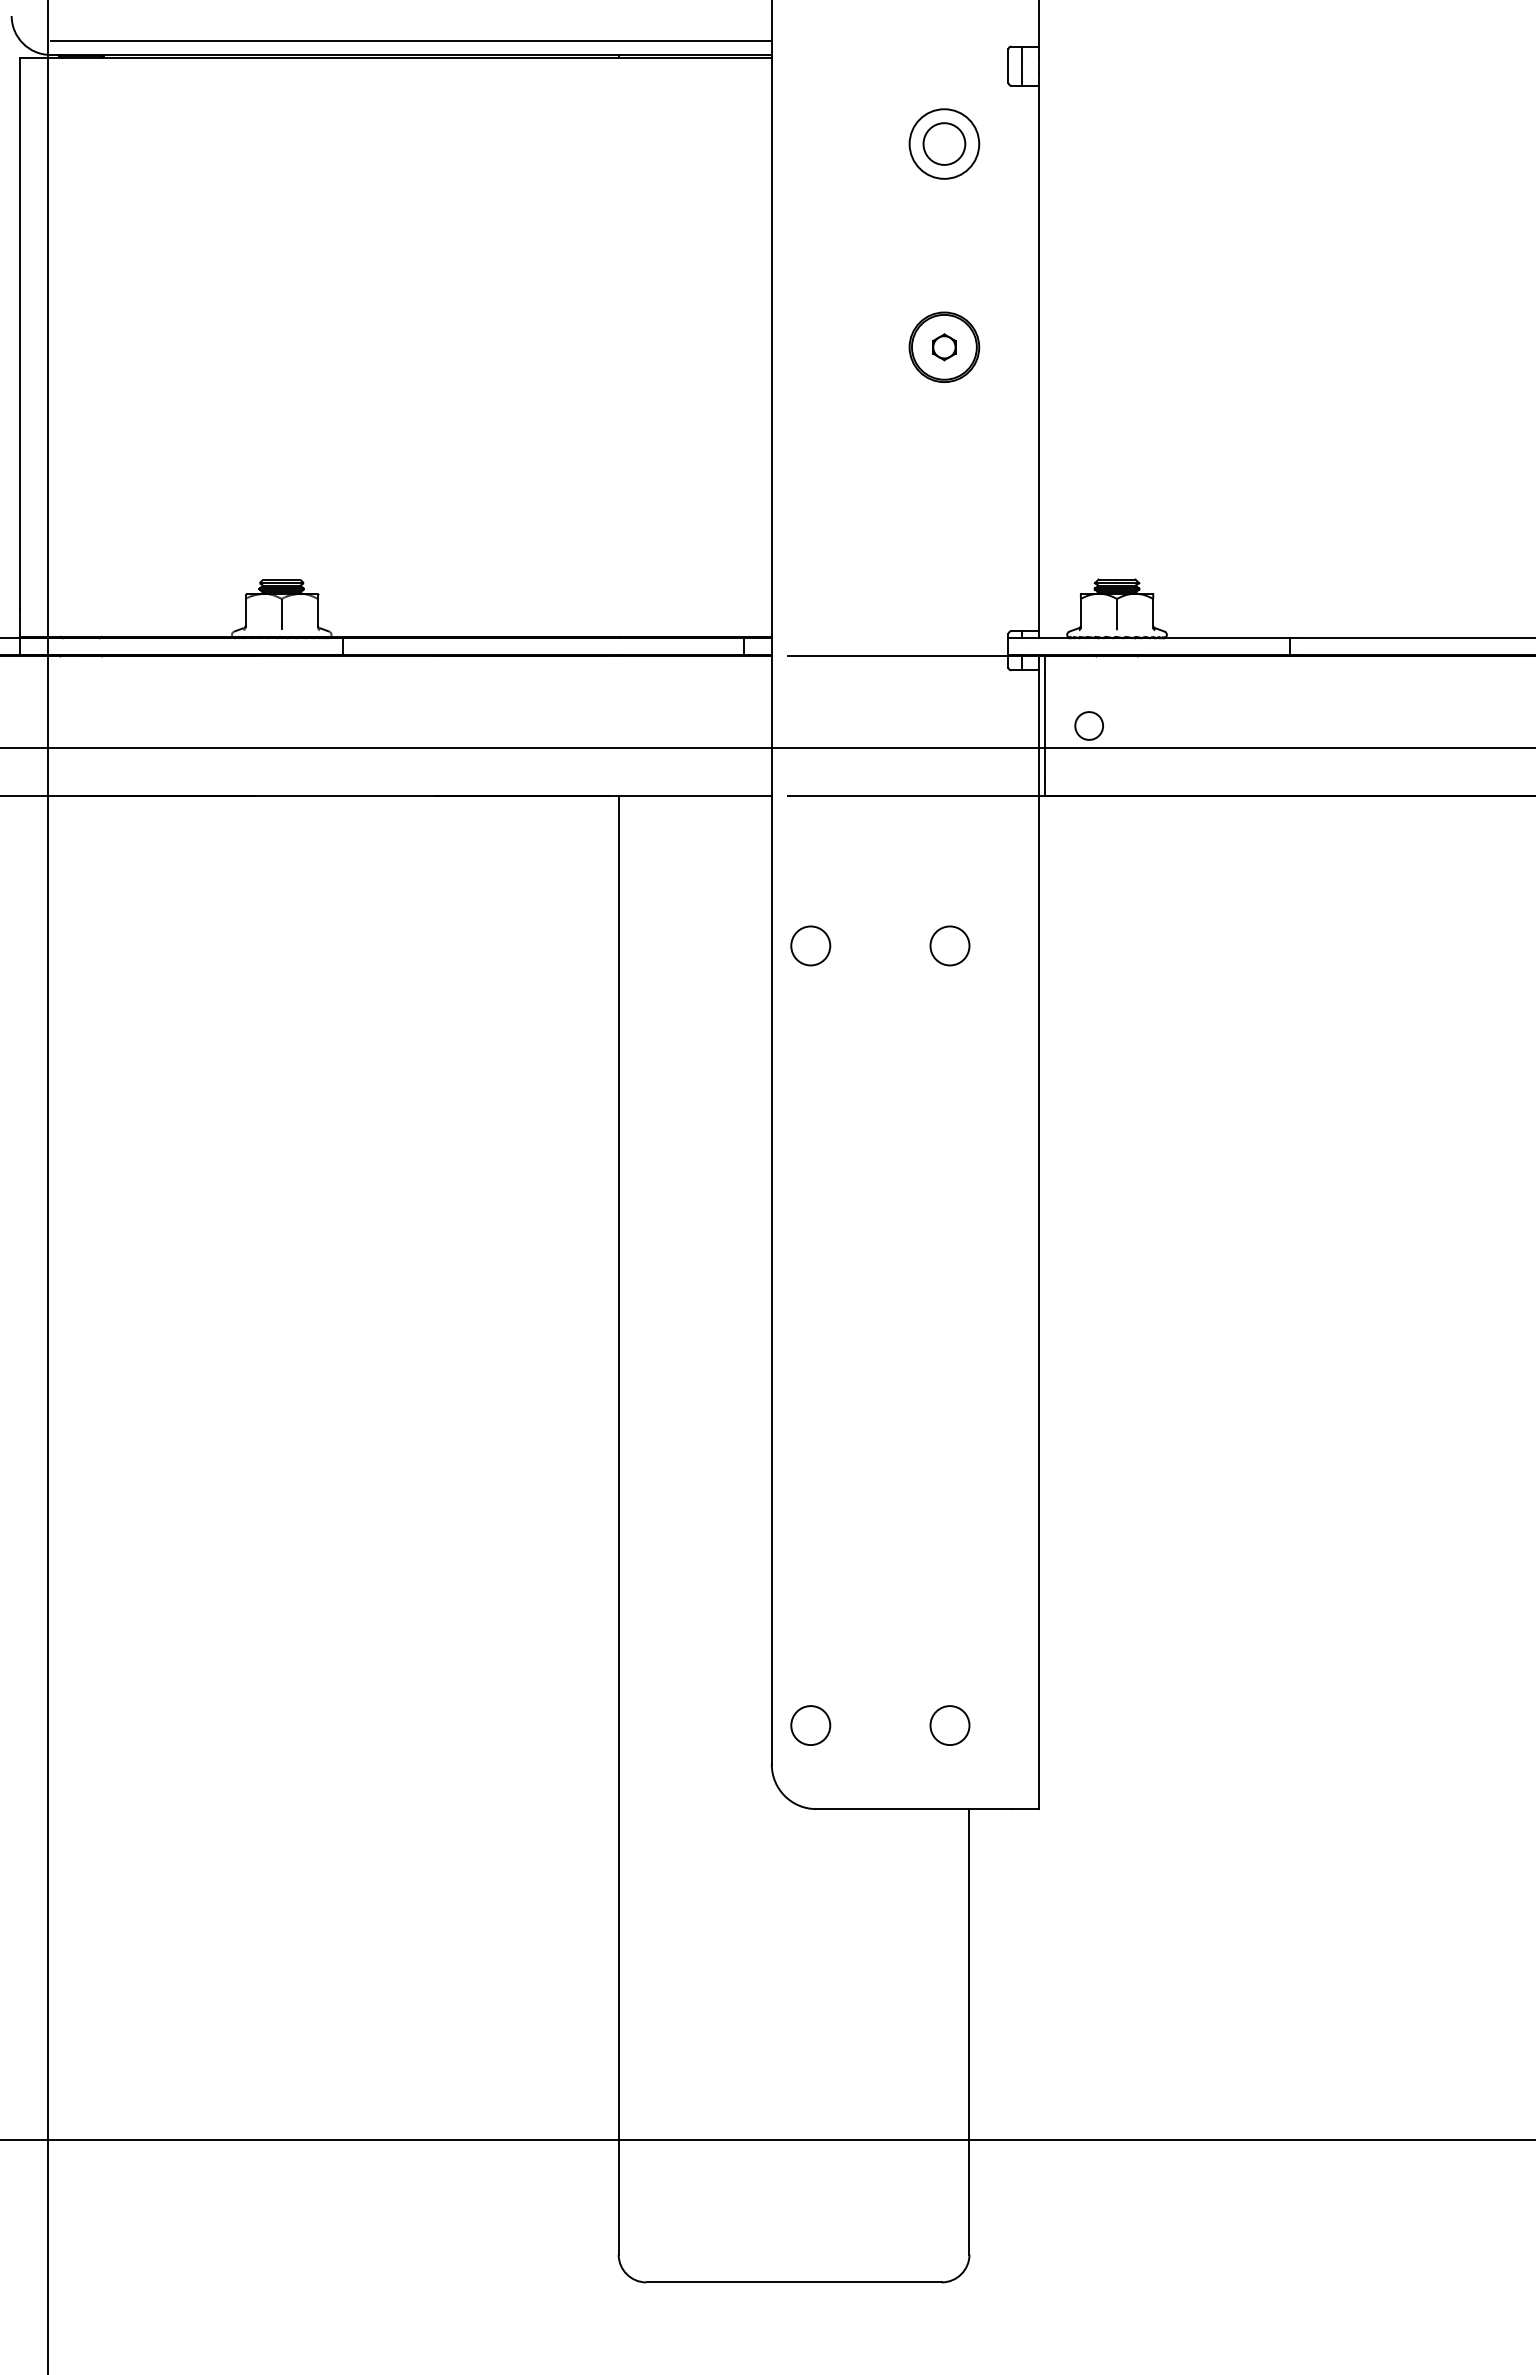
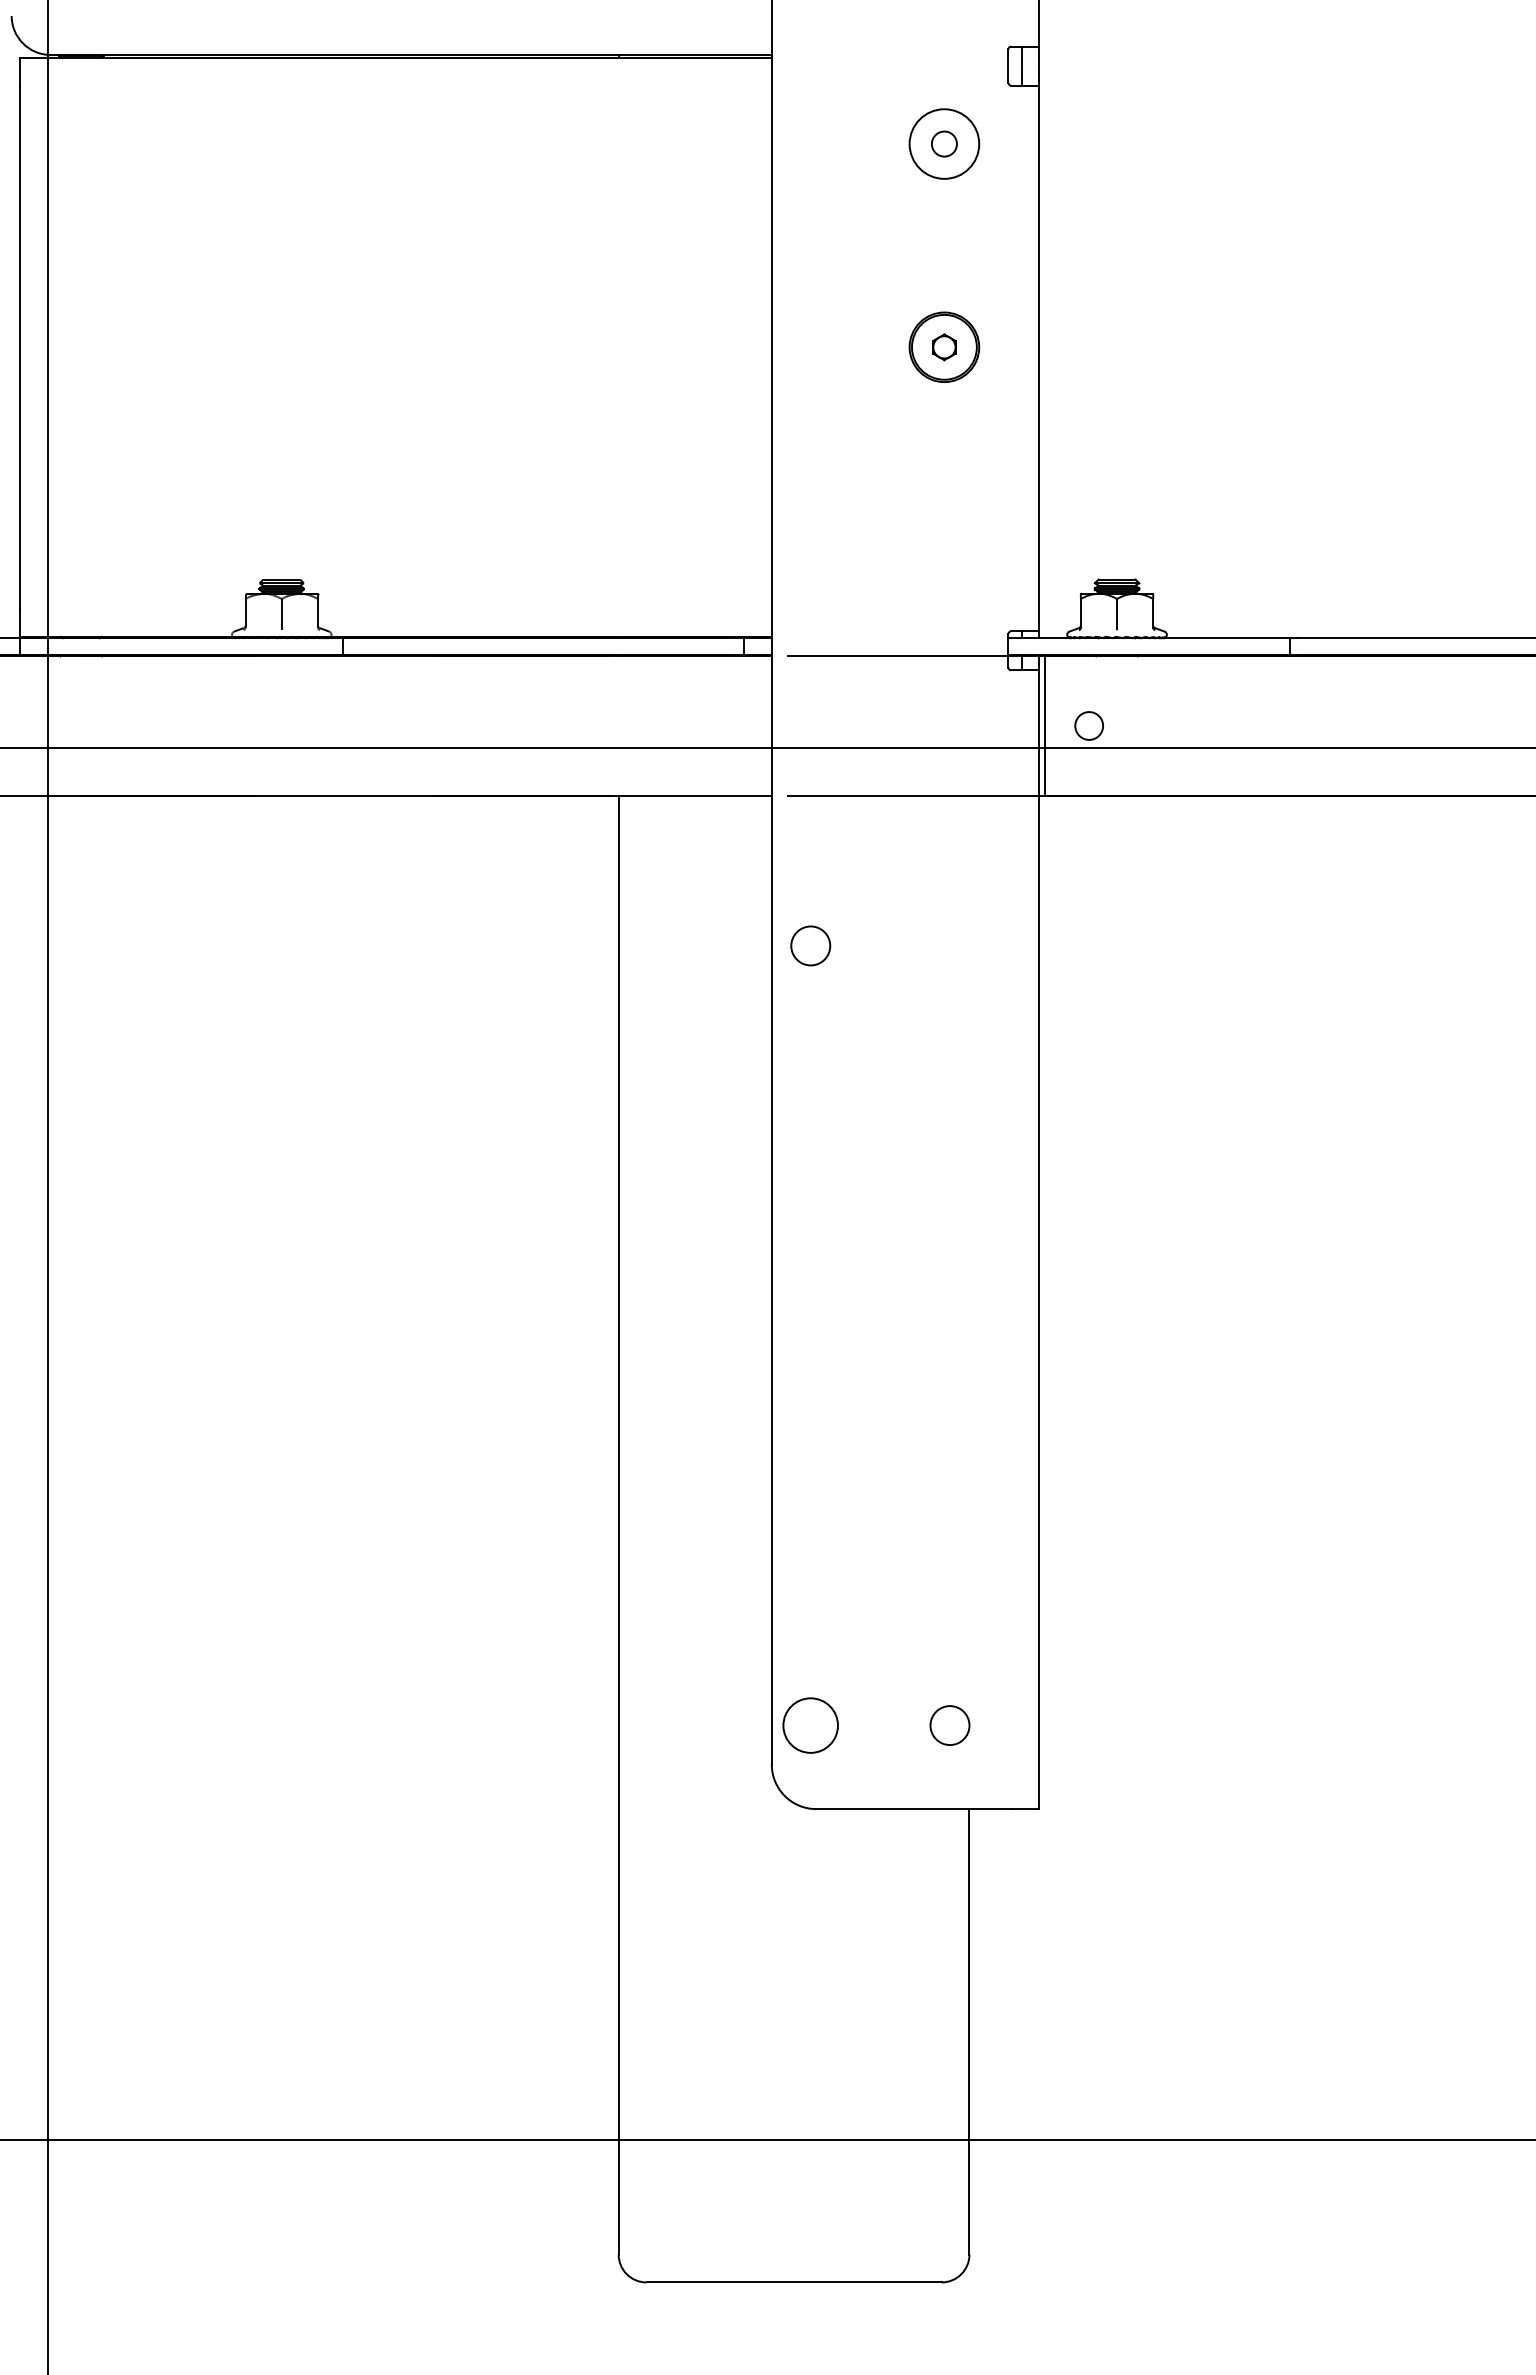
line: present -> none (410, 41)
circle diameter: 42 px -> 25 px (943, 143)
circle: present -> none (949, 945)
circle size: 42x41 px -> 57x57 px (810, 1725)
